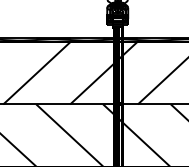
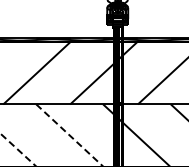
line: solid -> dashed (69, 135)
line: solid -> dashed (18, 150)
